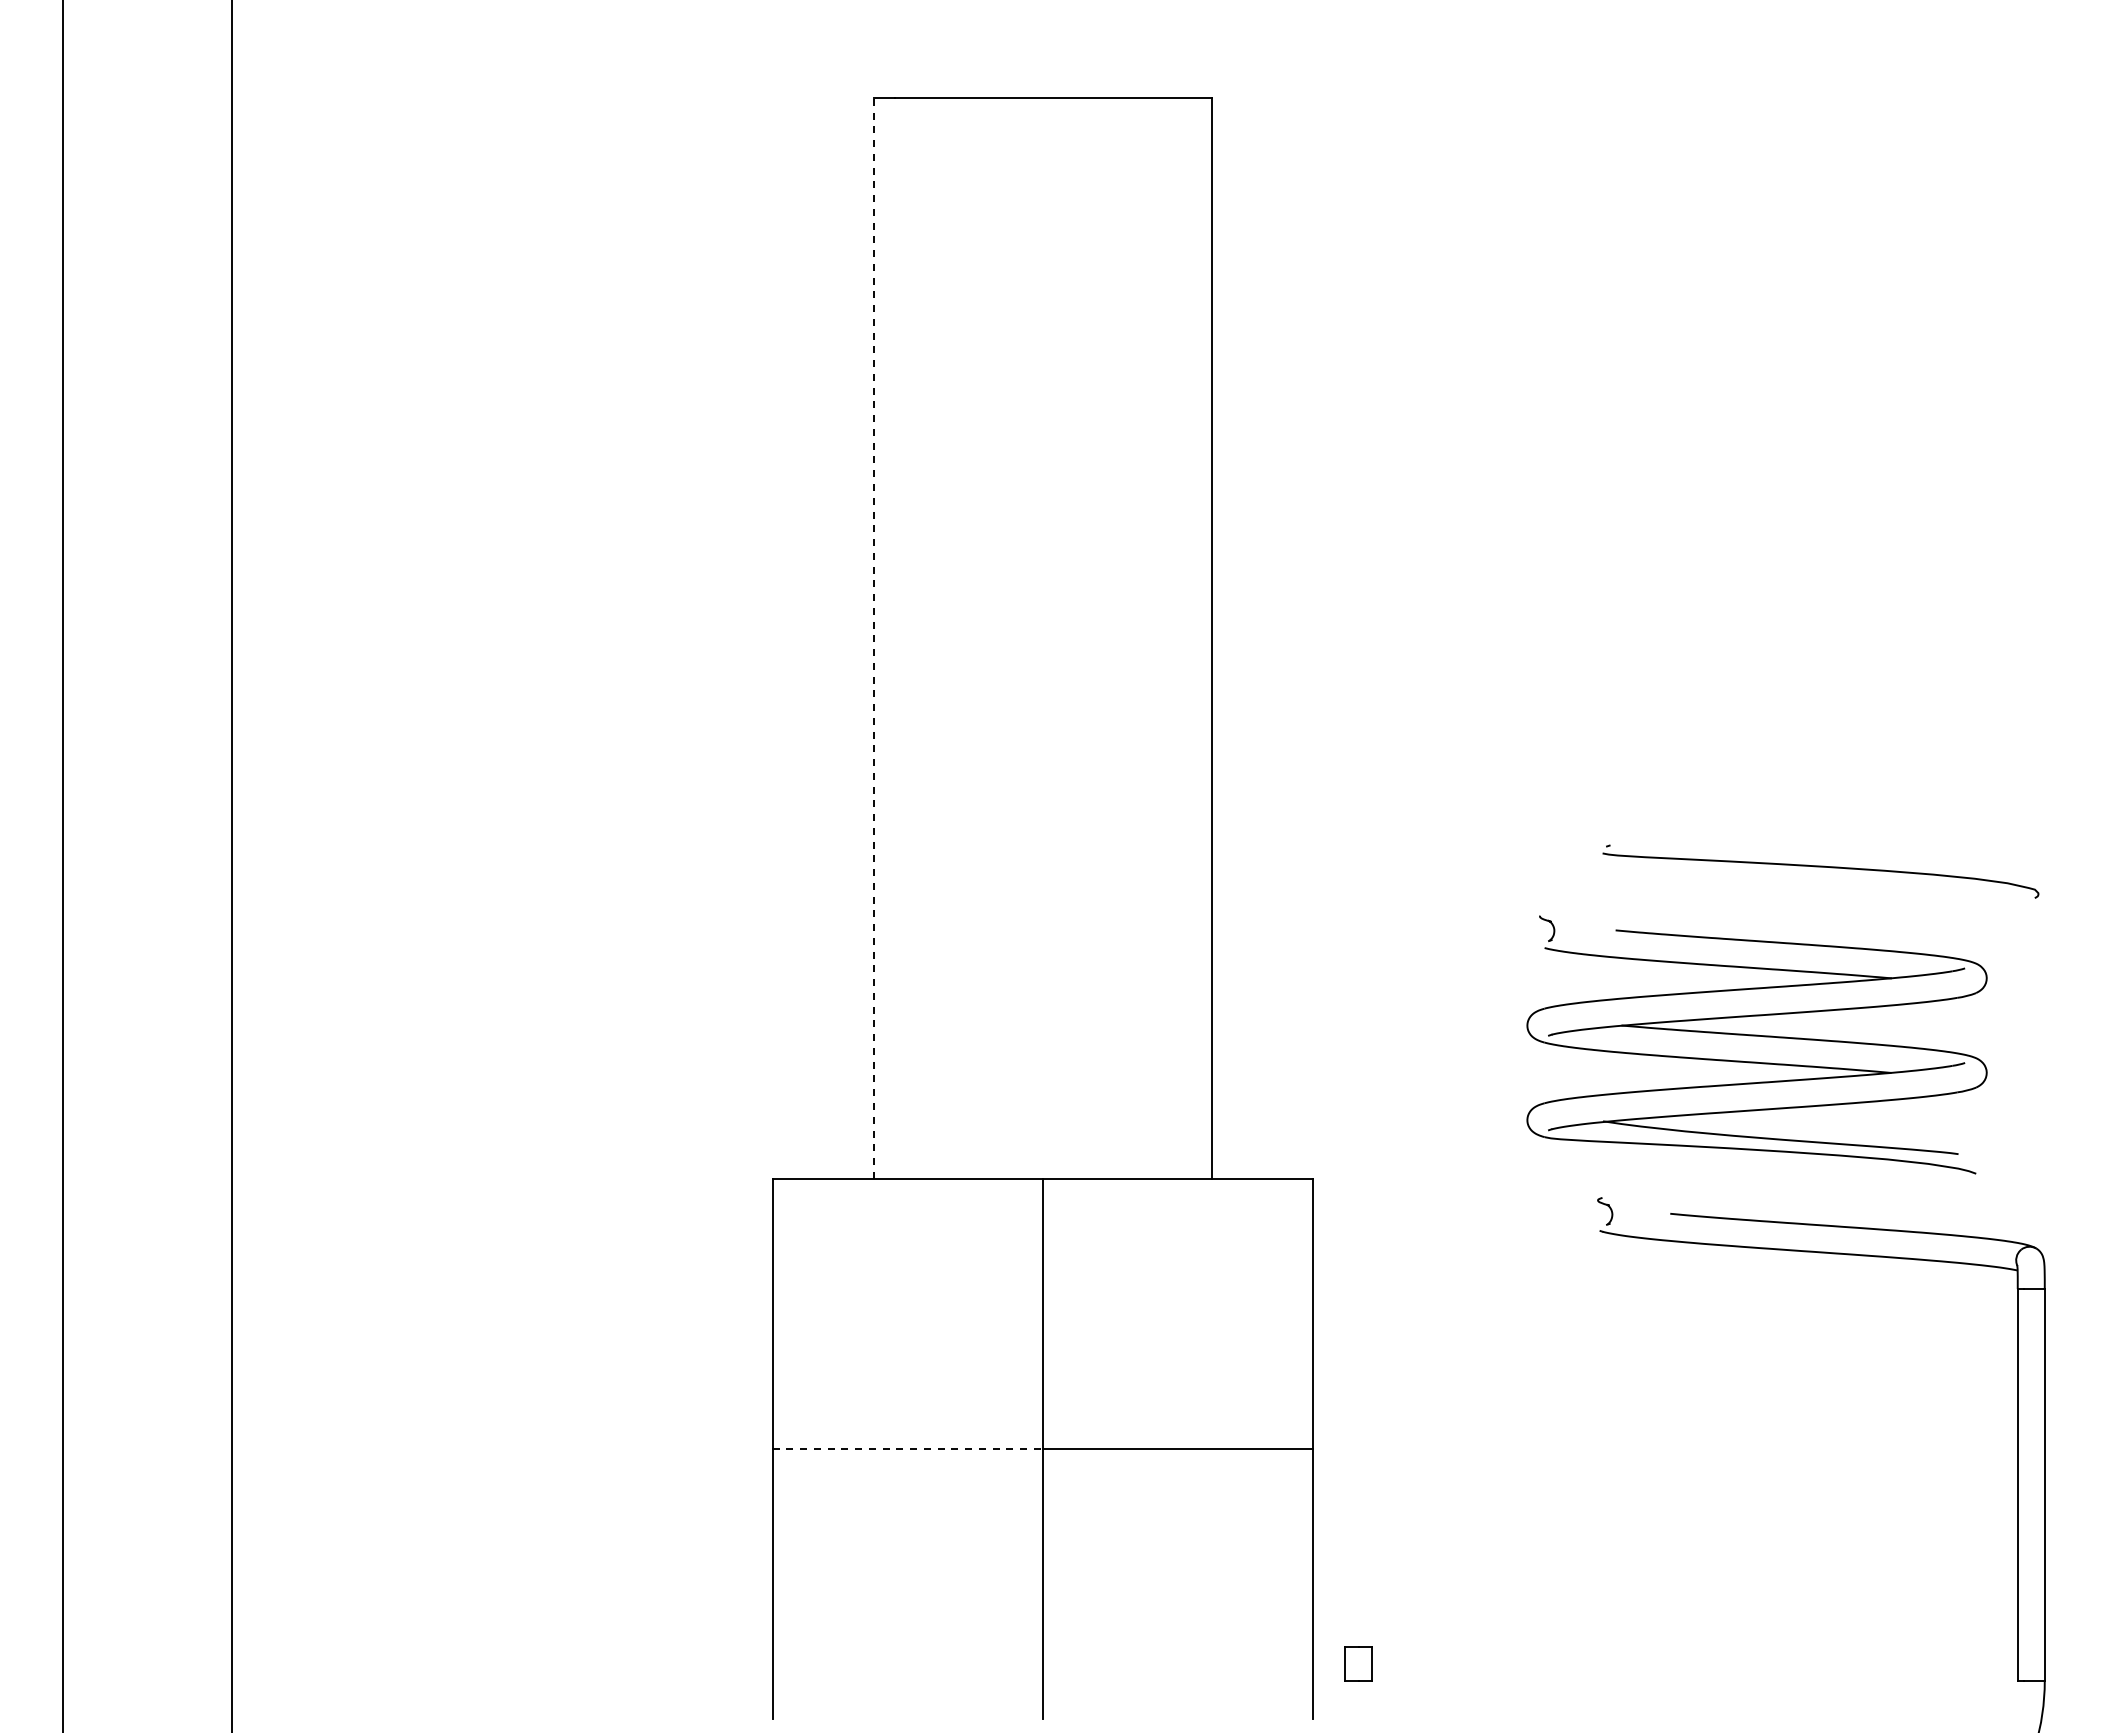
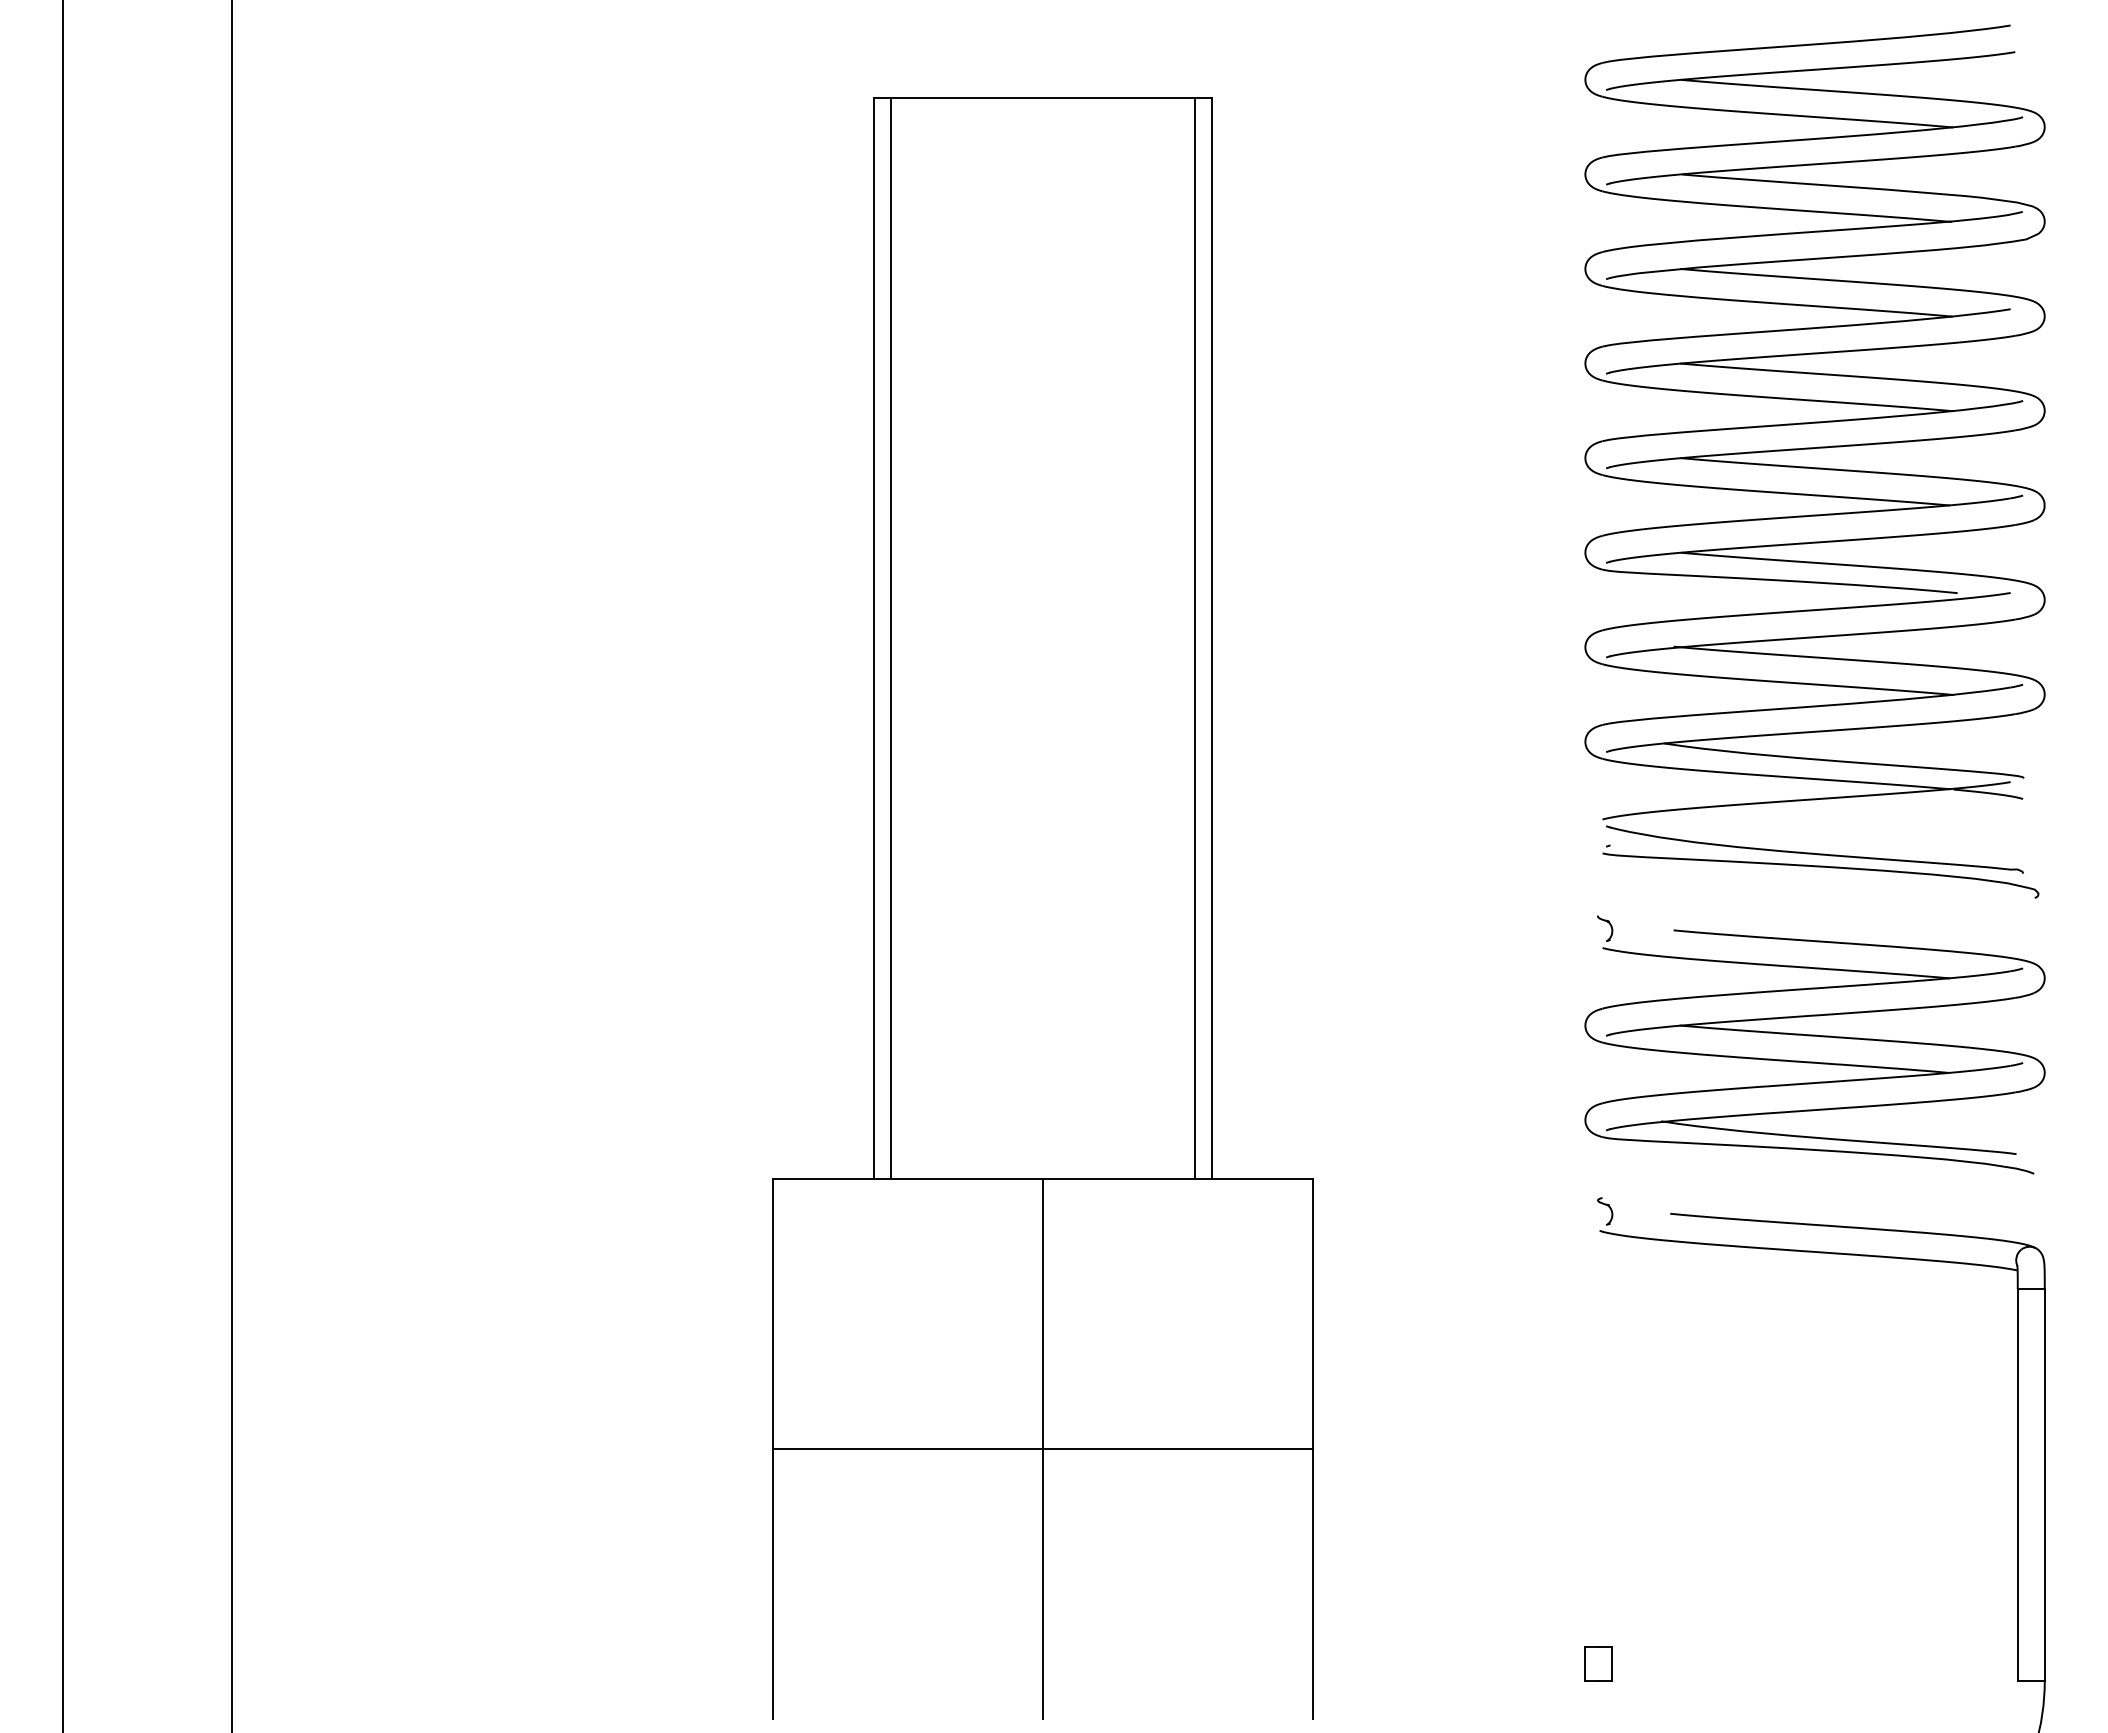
part: none -> present (1814, 448)
line: dashed -> solid (873, 637)
line: none -> present (890, 637)
line: none -> present (1194, 637)
part position: (1756, 1036) -> (1814, 1036) (1814, 1036)
line: dashed -> solid (908, 1449)
part position: (1358, 1663) -> (1598, 1663) (1598, 1663)
